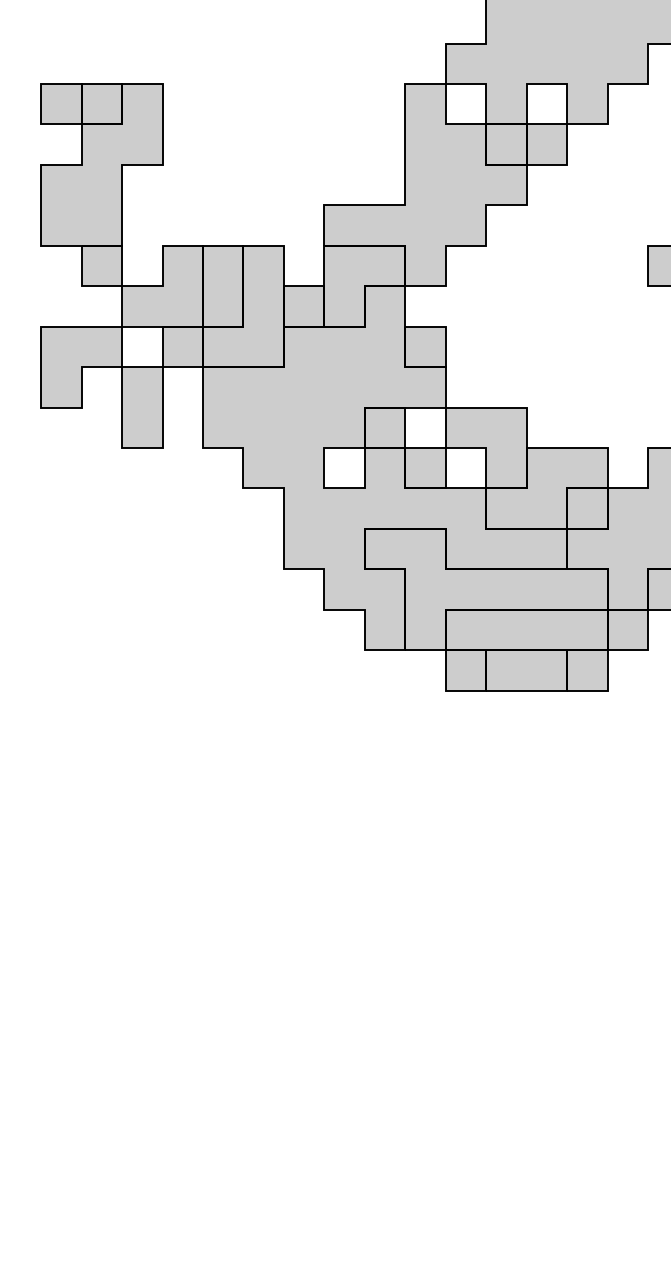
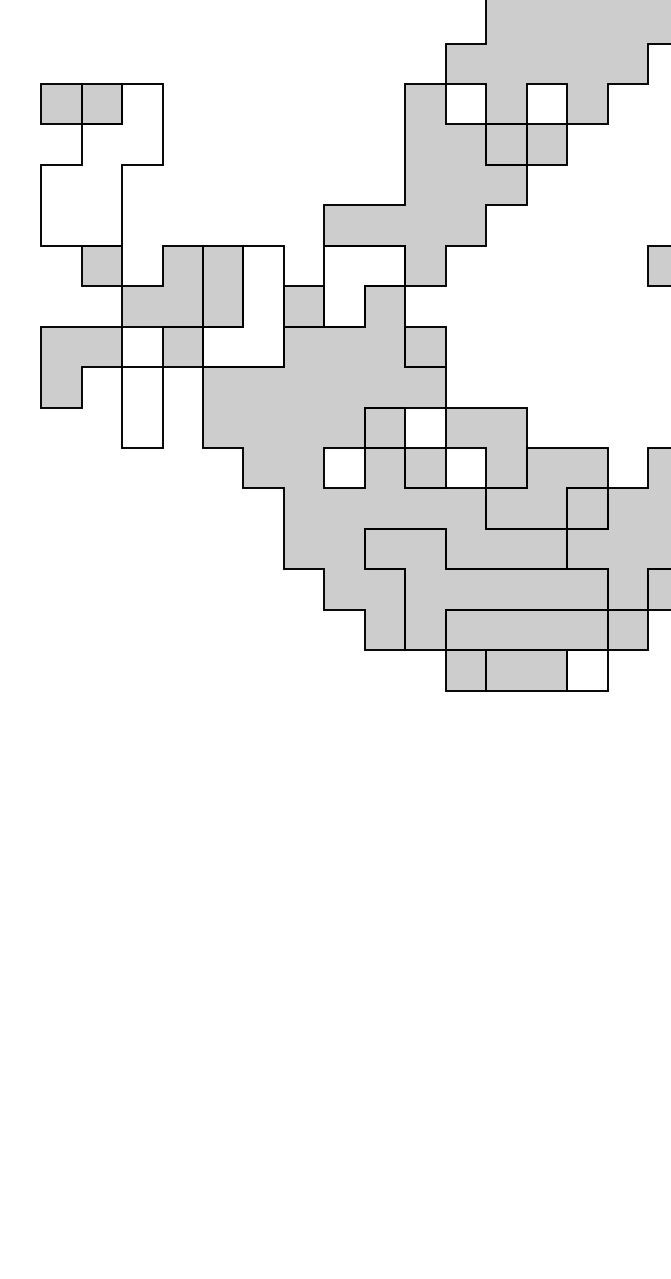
fill: present -> none (101, 164)
fill: present -> none (364, 285)
fill: present -> none (243, 306)
fill: present -> none (142, 407)
fill: present -> none (587, 670)
